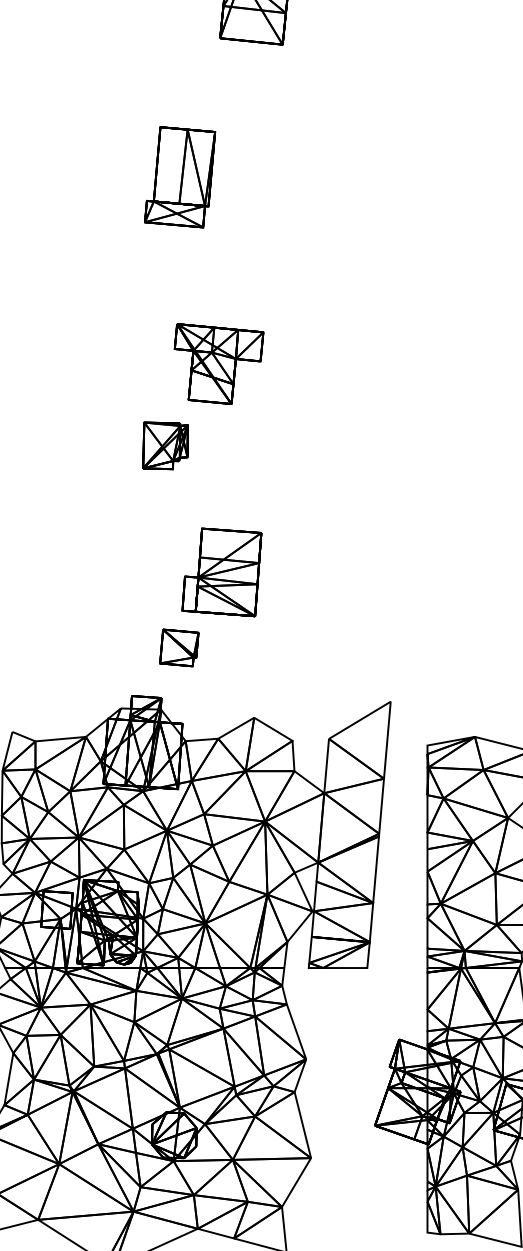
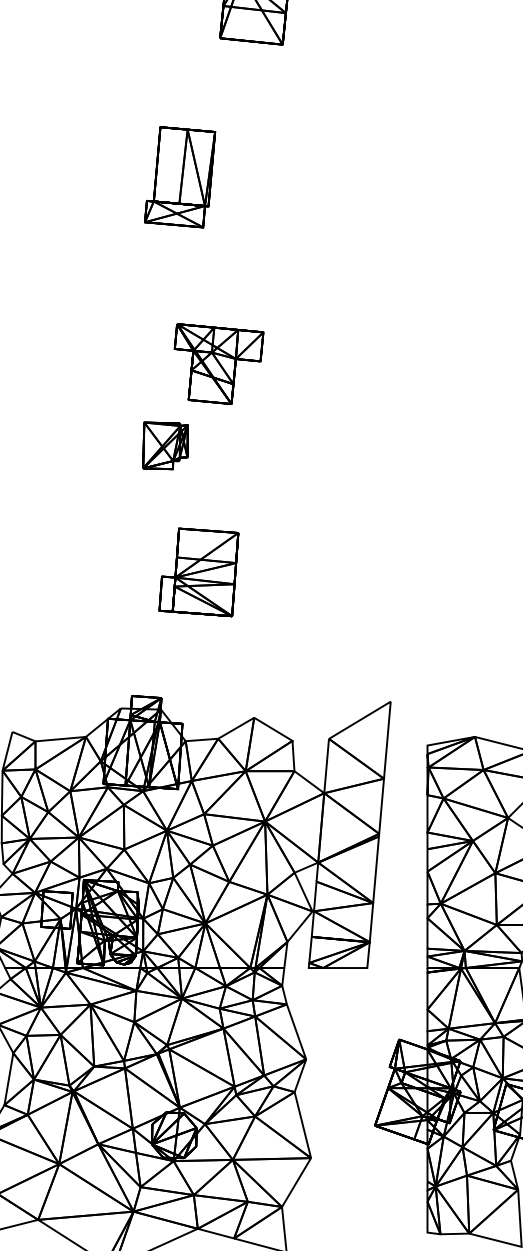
part position: (221, 572) -> (198, 572) (198, 572)
part: present -> none (179, 647)
